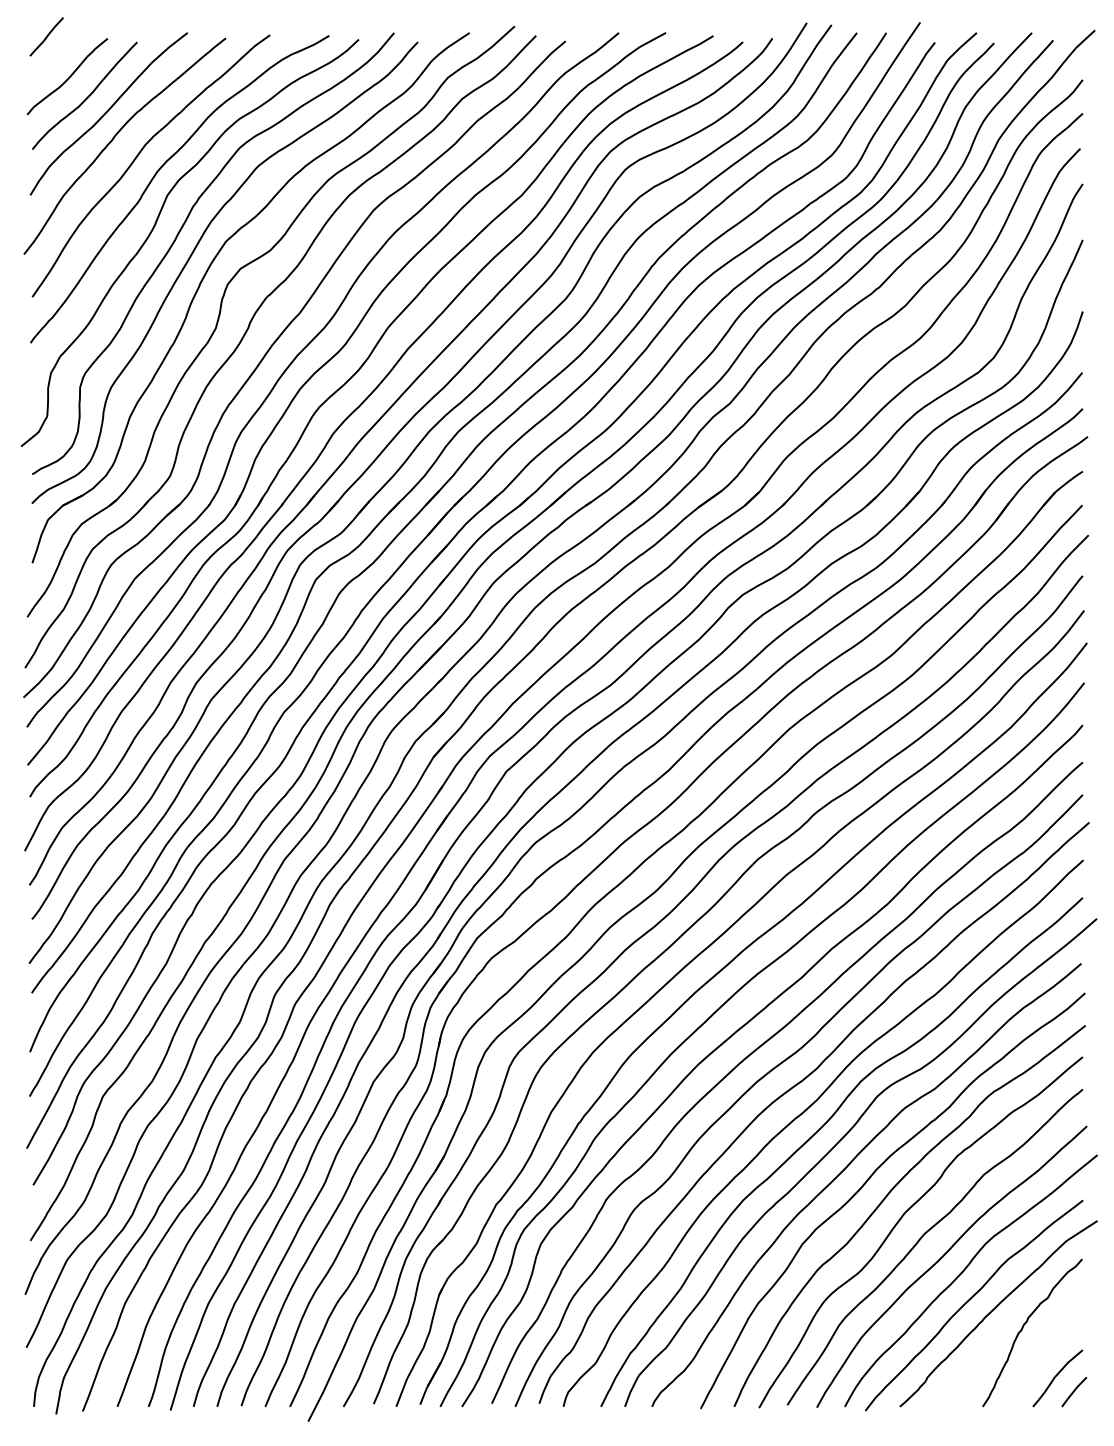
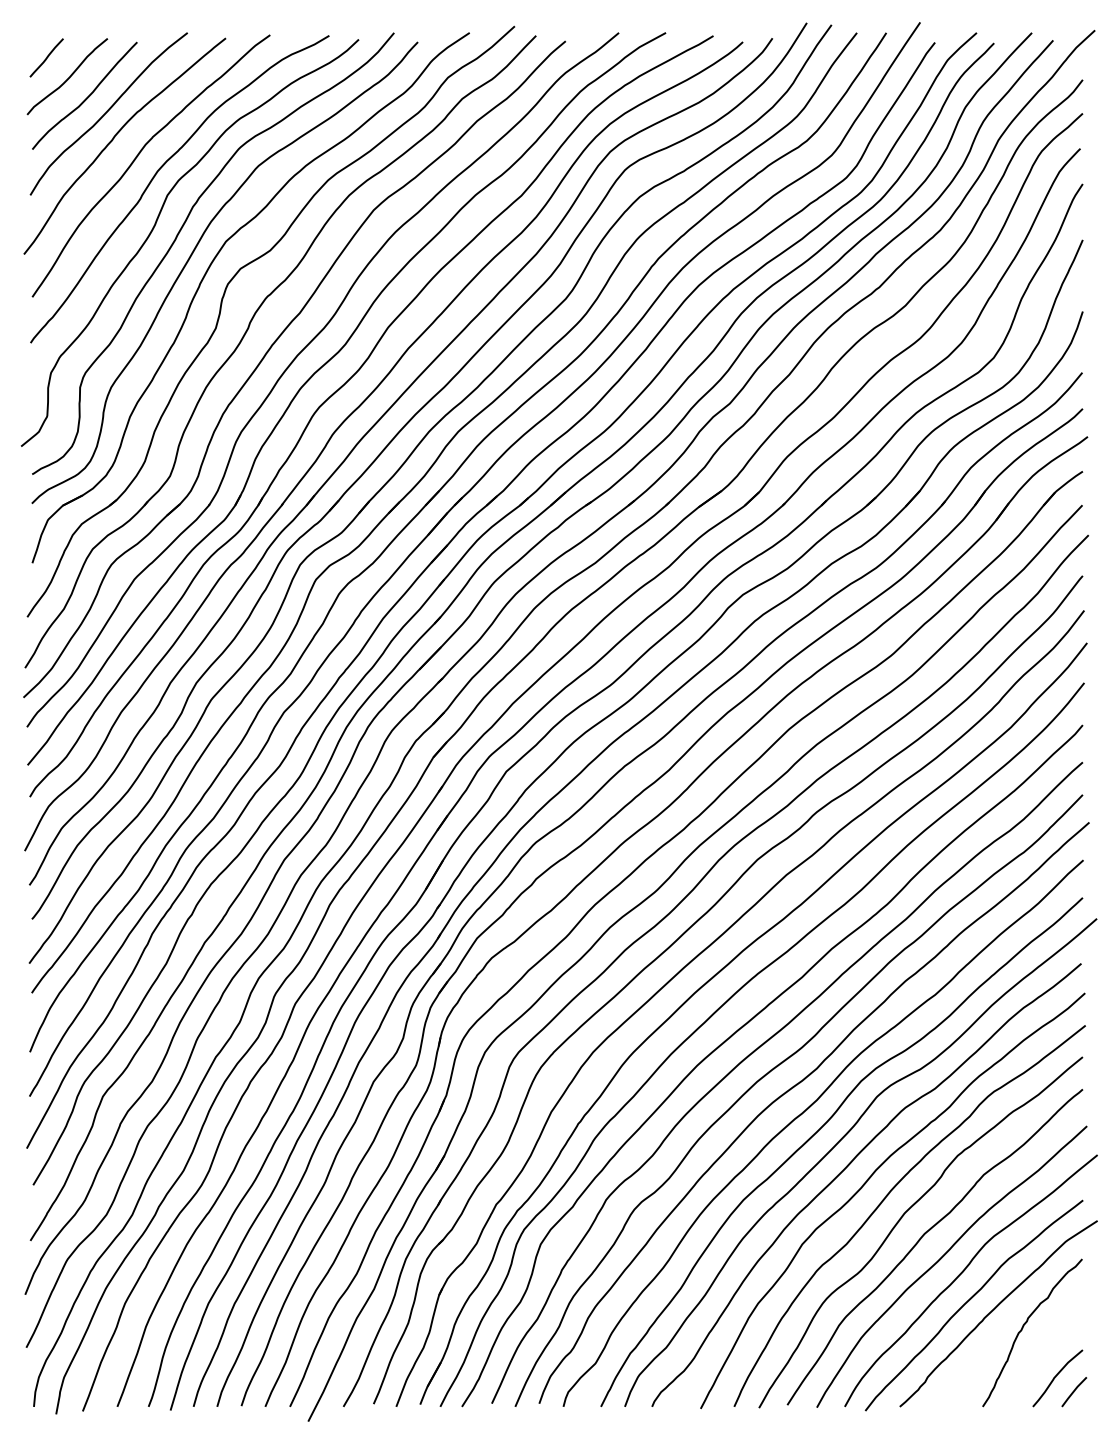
line position: (46, 36) -> (46, 57) (46, 57)
